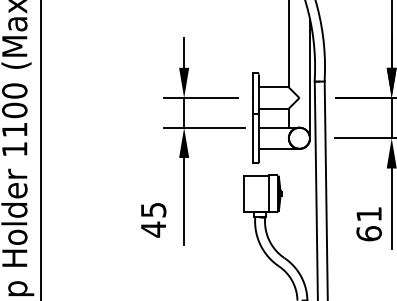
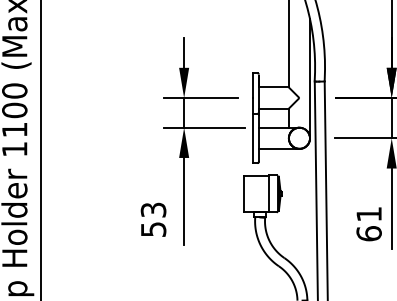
text: 45 -> 53 (153, 219)
